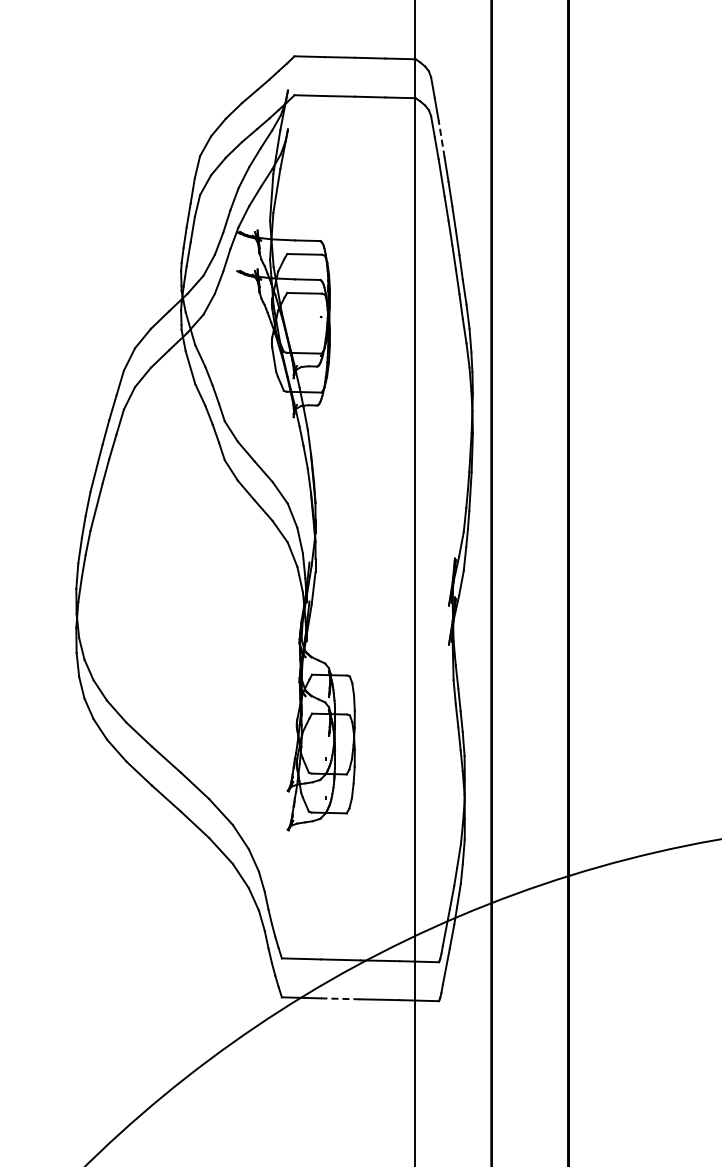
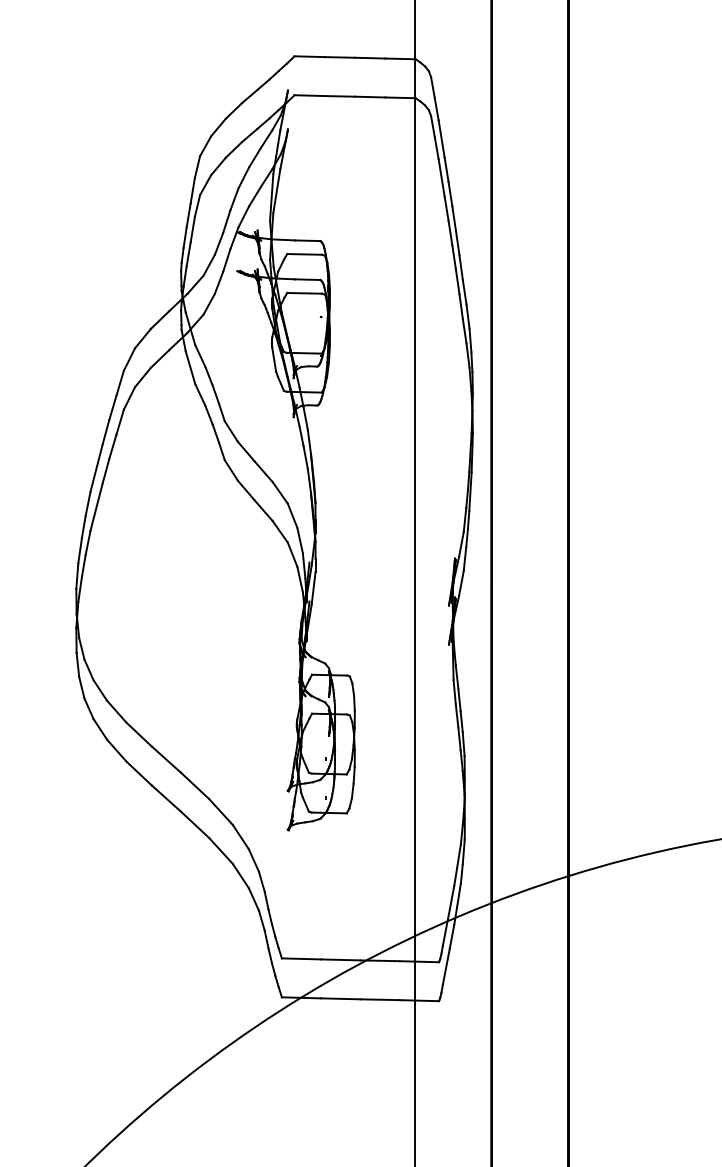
line: dashed -> solid (441, 138)
line: dashed -> solid (340, 998)
